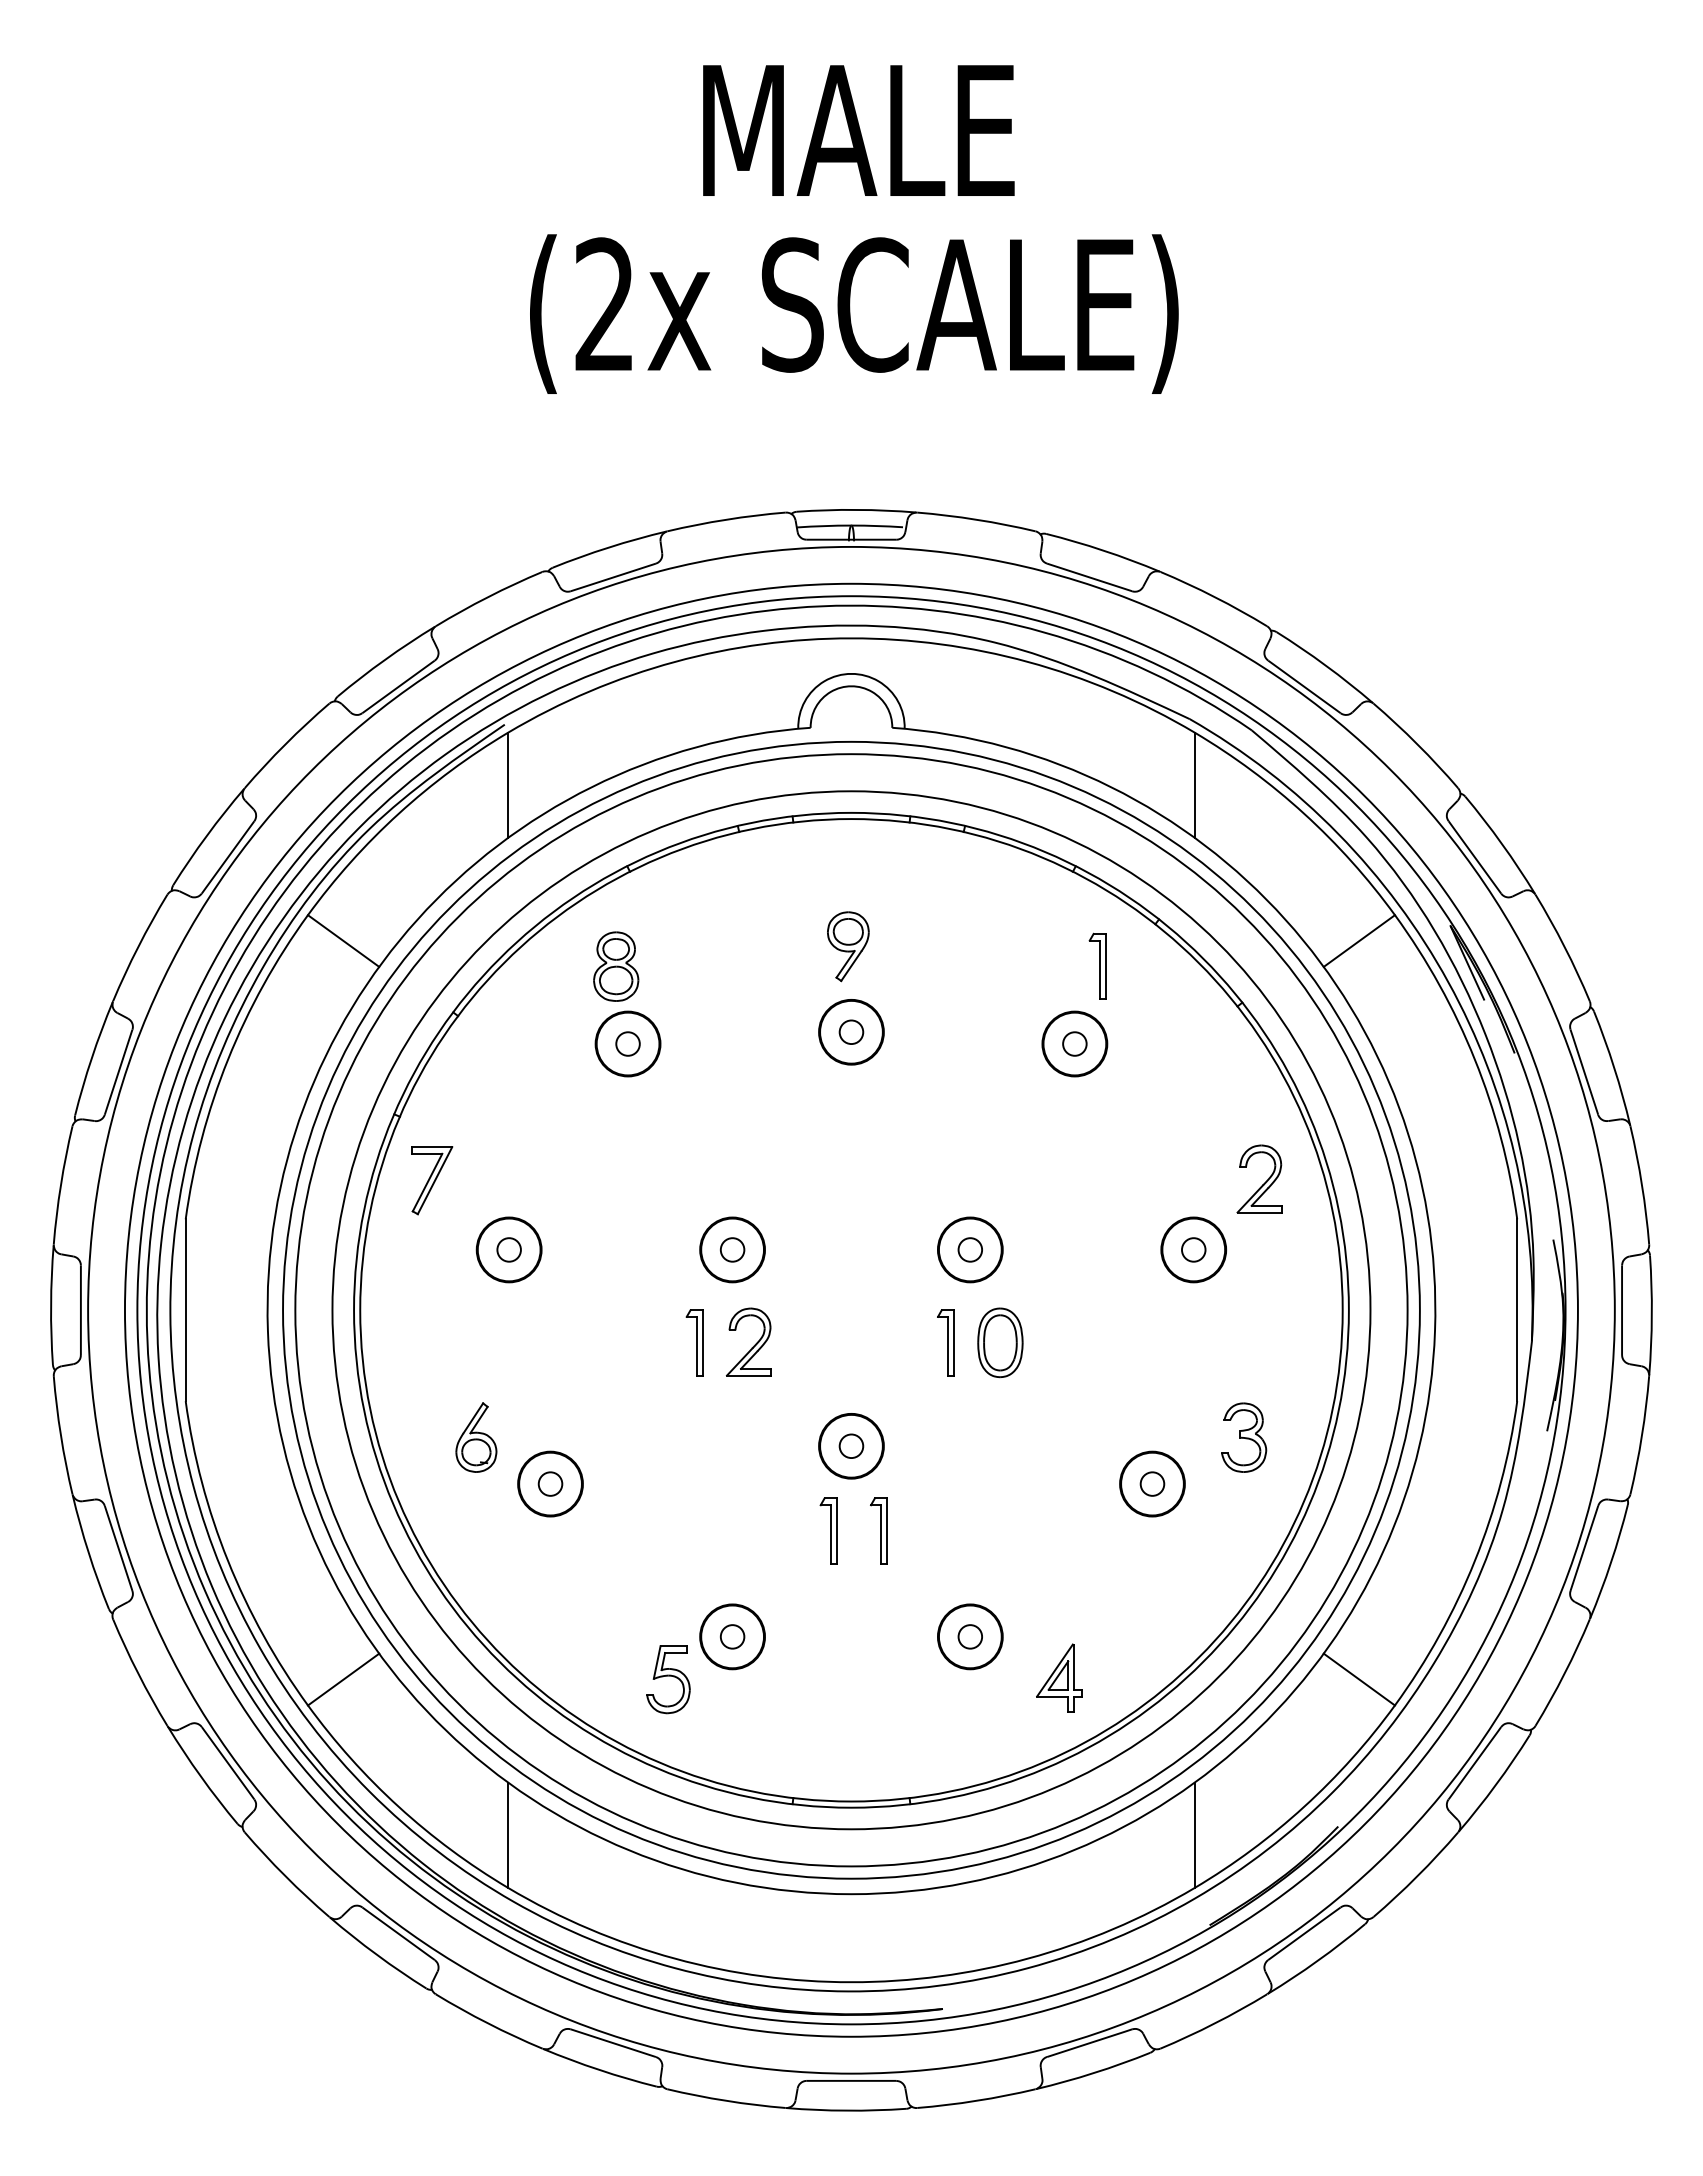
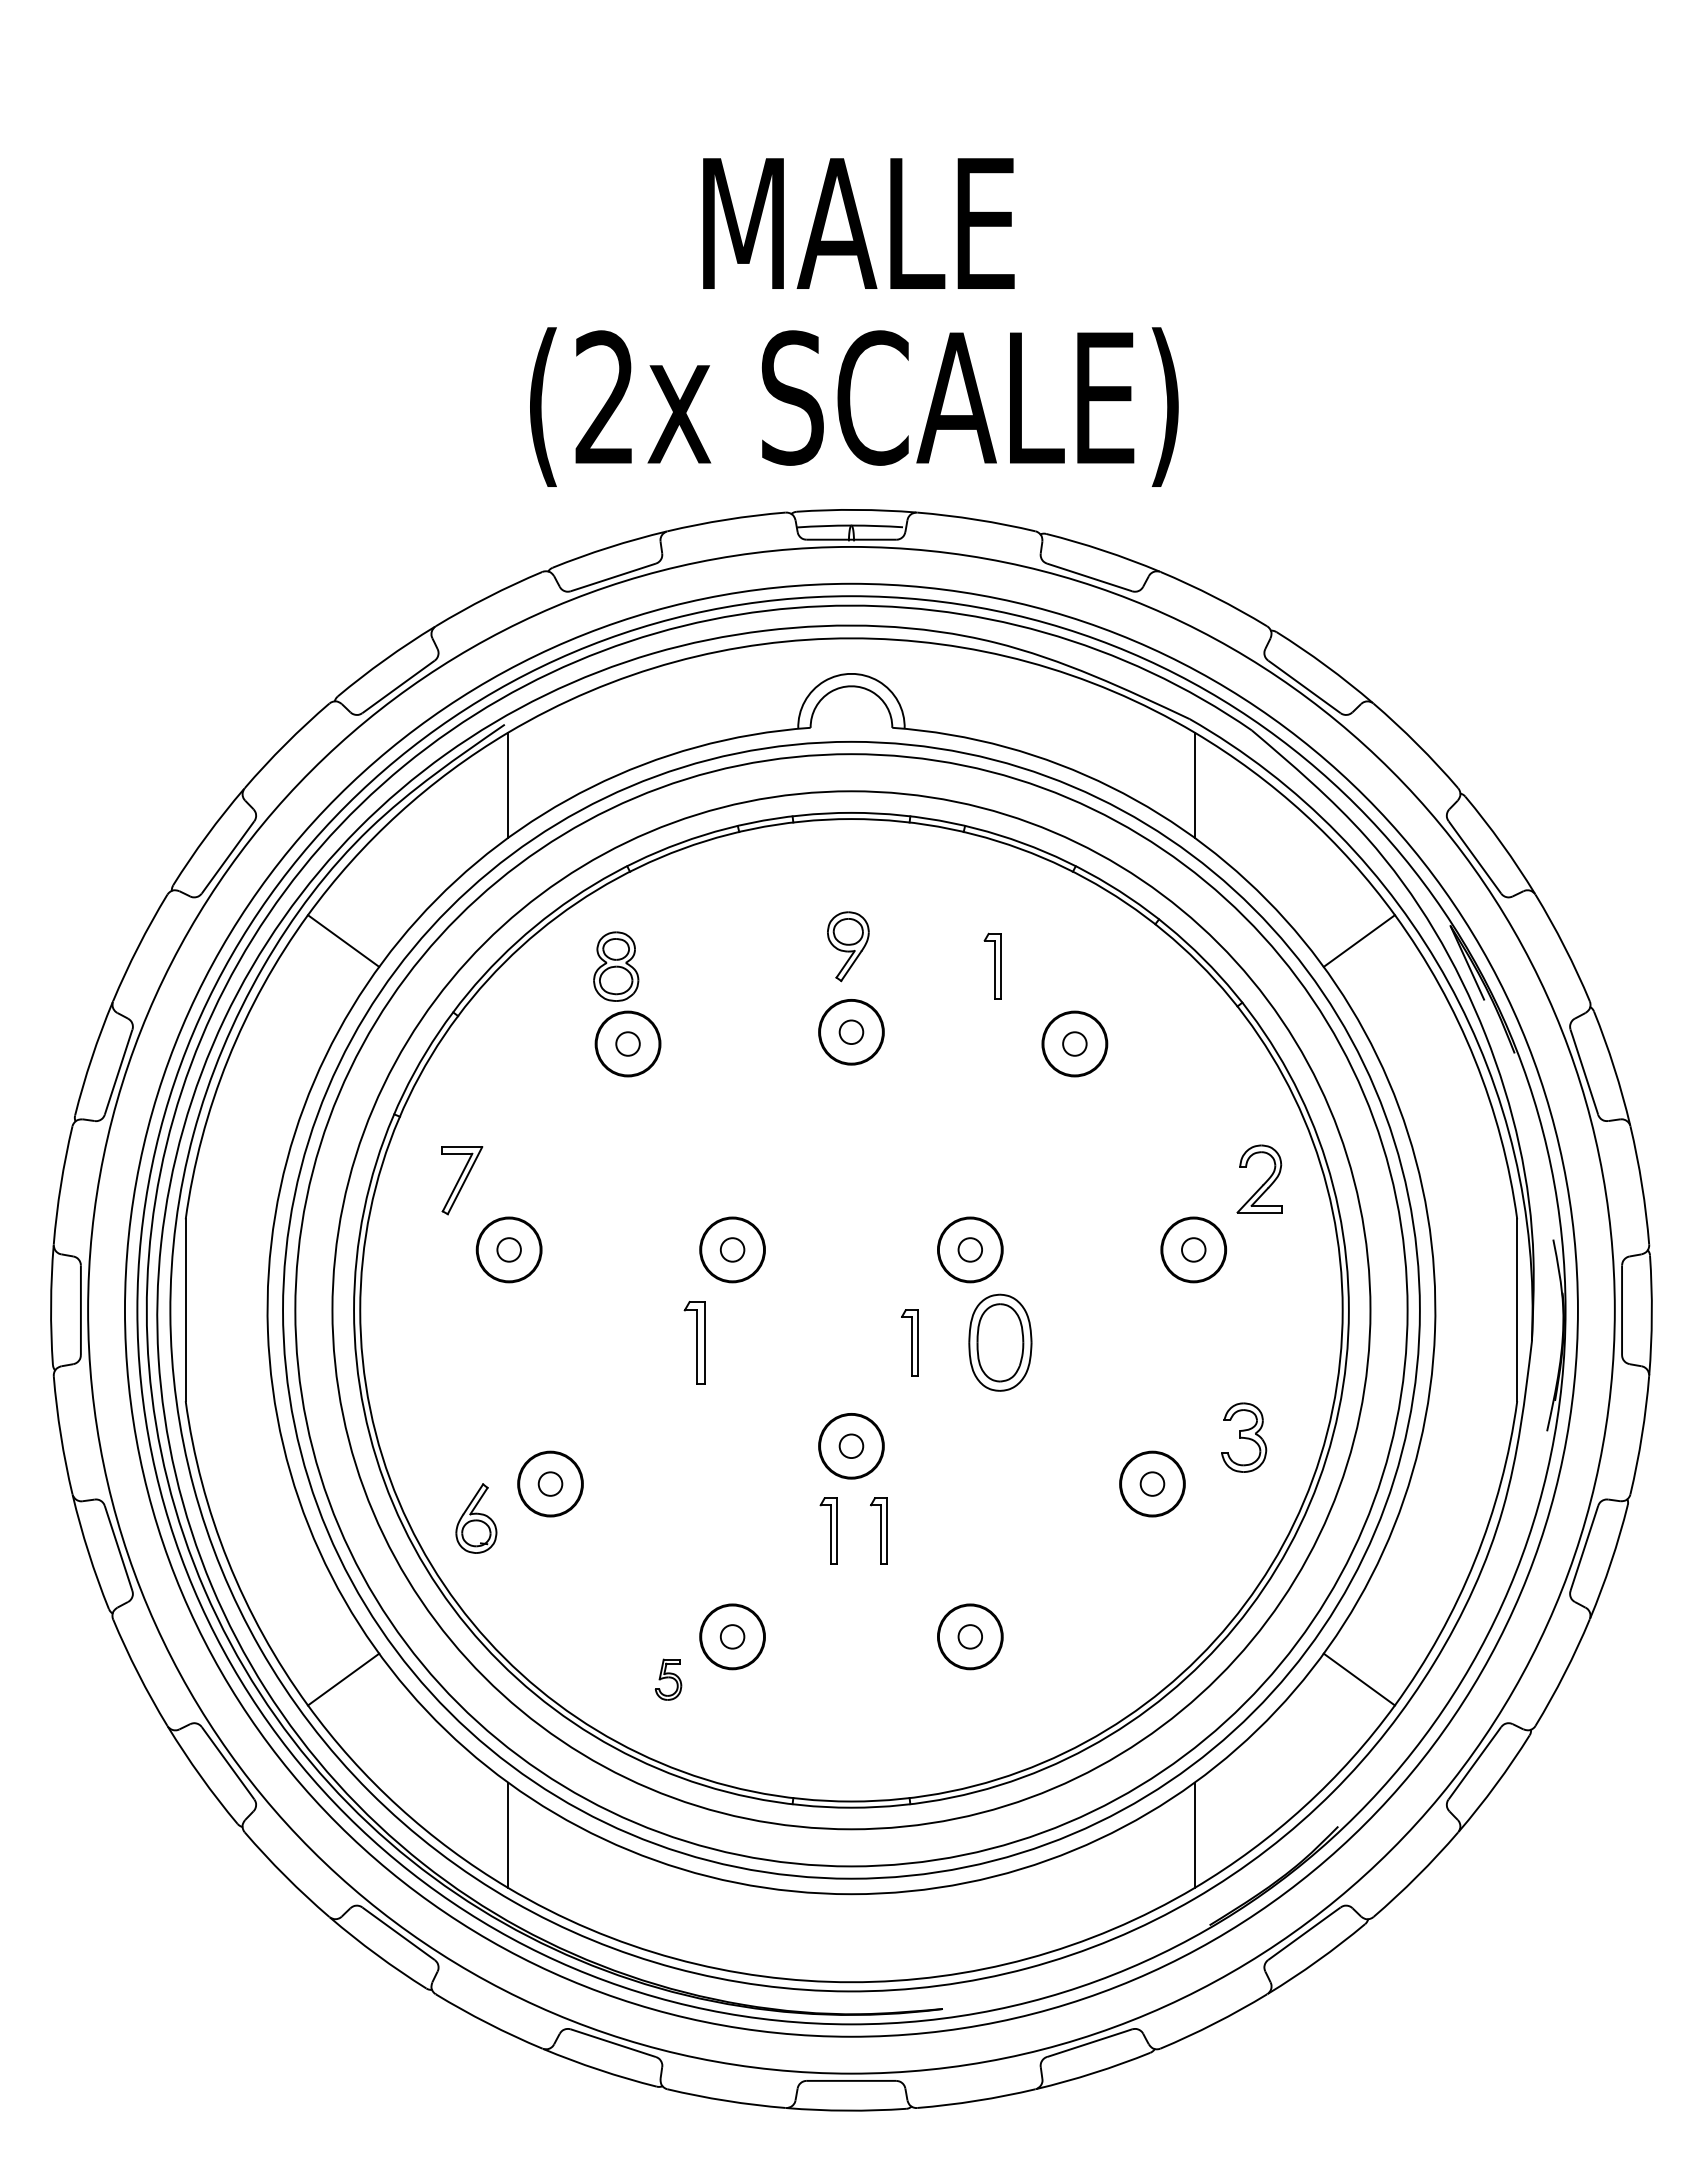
text position: (854, 229) -> (854, 322) (854, 322)
part position: (1097, 965) -> (992, 965) (992, 965)
part position: (432, 1180) -> (462, 1180) (462, 1180)
part size: 19x68 px -> 23x84 px (694, 1342)
part position: (945, 1342) -> (909, 1342) (909, 1342)
part size: 47x72 px -> 65x99 px (1000, 1342)
part: present -> none (753, 1345)
part position: (476, 1437) -> (476, 1518) (476, 1518)
part: present -> none (1059, 1677)
part size: 45x70 px -> 29x43 px (668, 1679)
